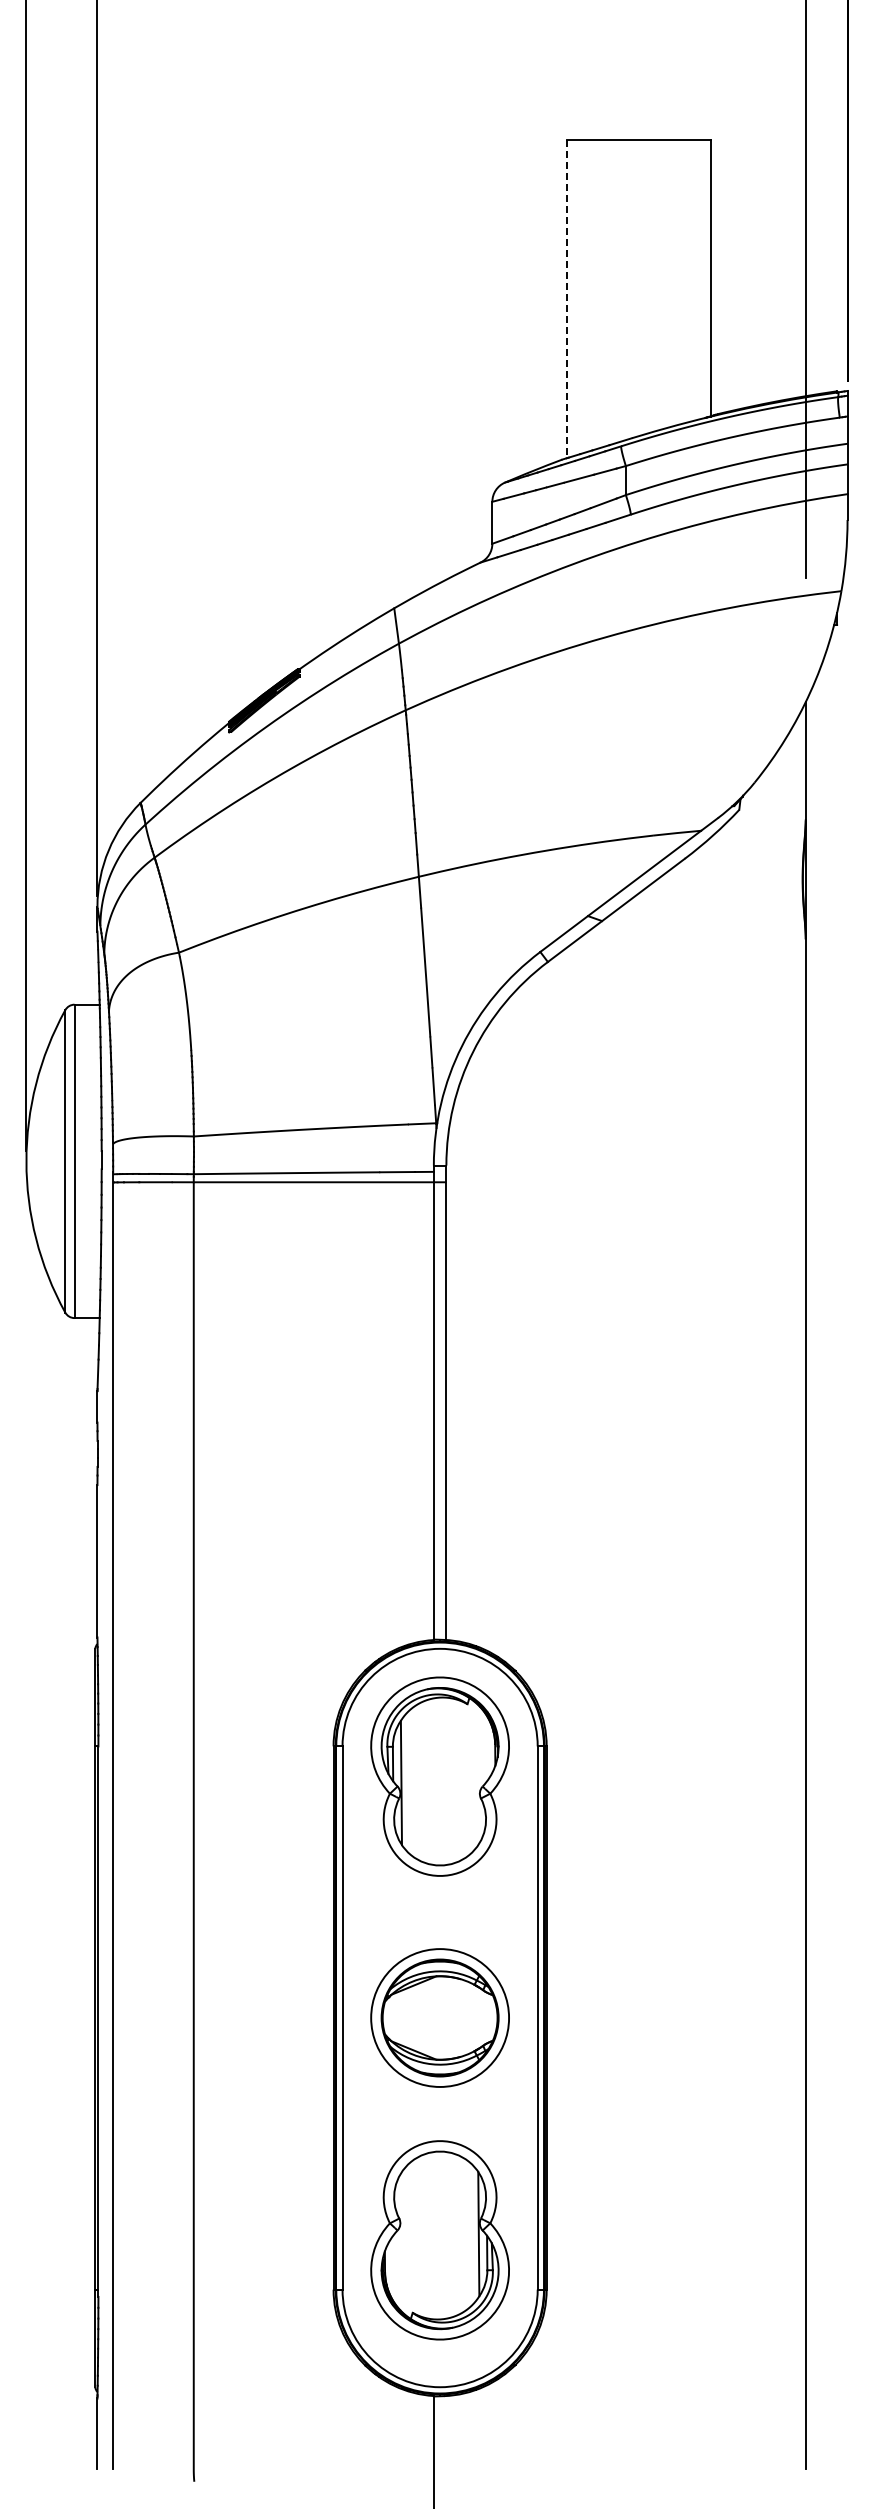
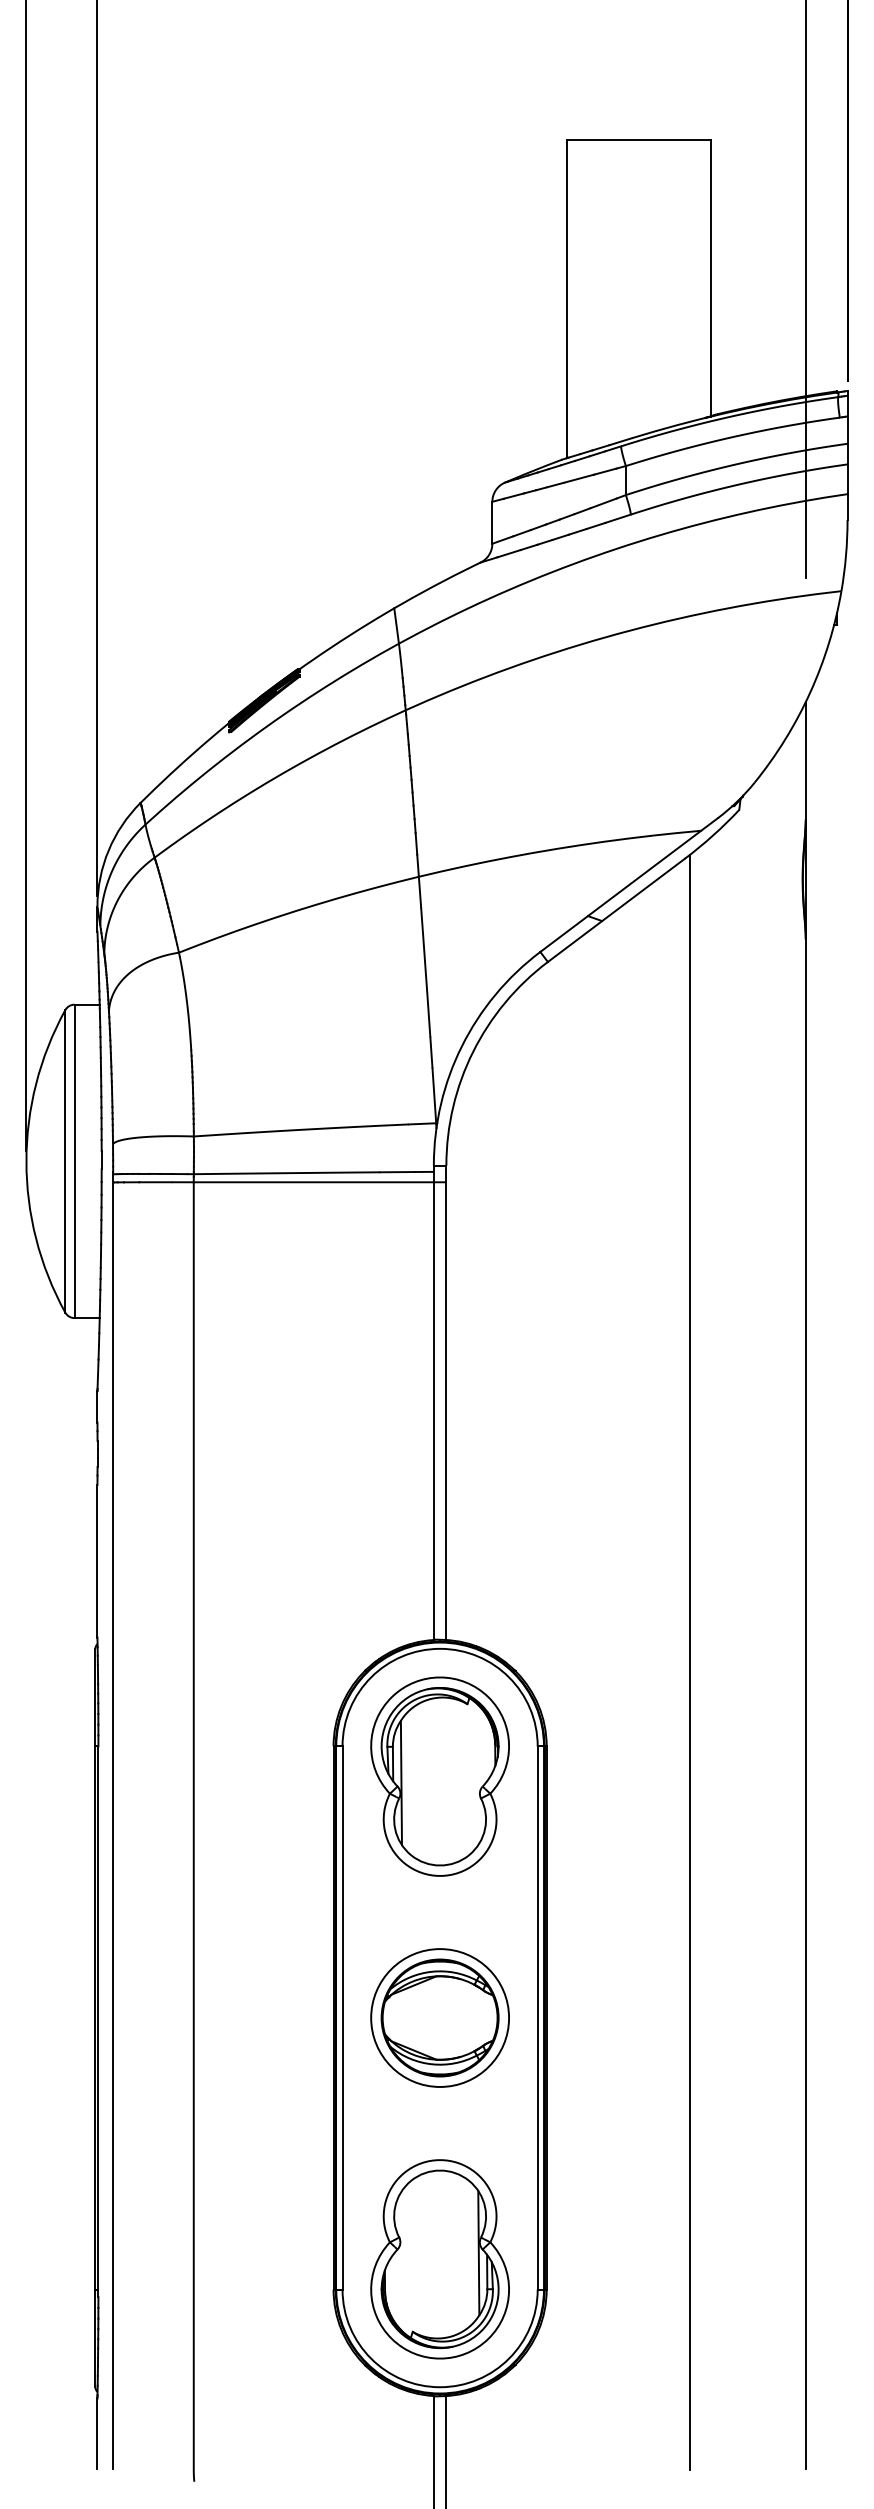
line: dashed -> solid (566, 299)
line: none -> present (689, 1661)
part position: (439, 2240) -> (439, 2259) (439, 2259)
line: none -> present (446, 2450)
